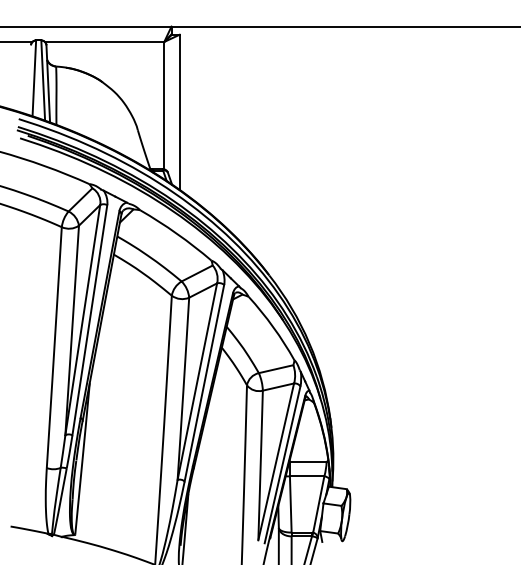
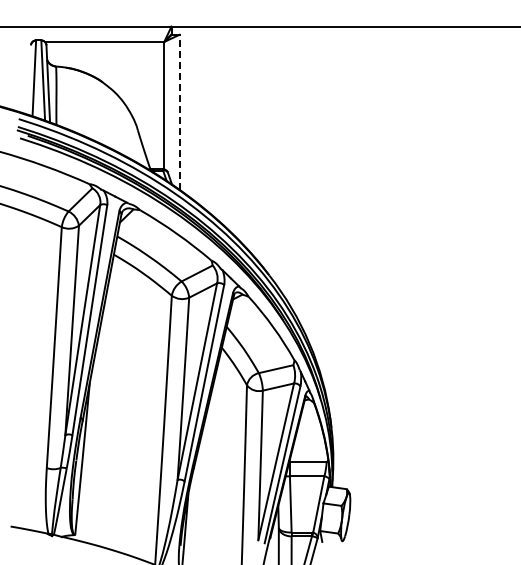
line: present -> none (17, 41)
line: solid -> dashed (179, 112)
